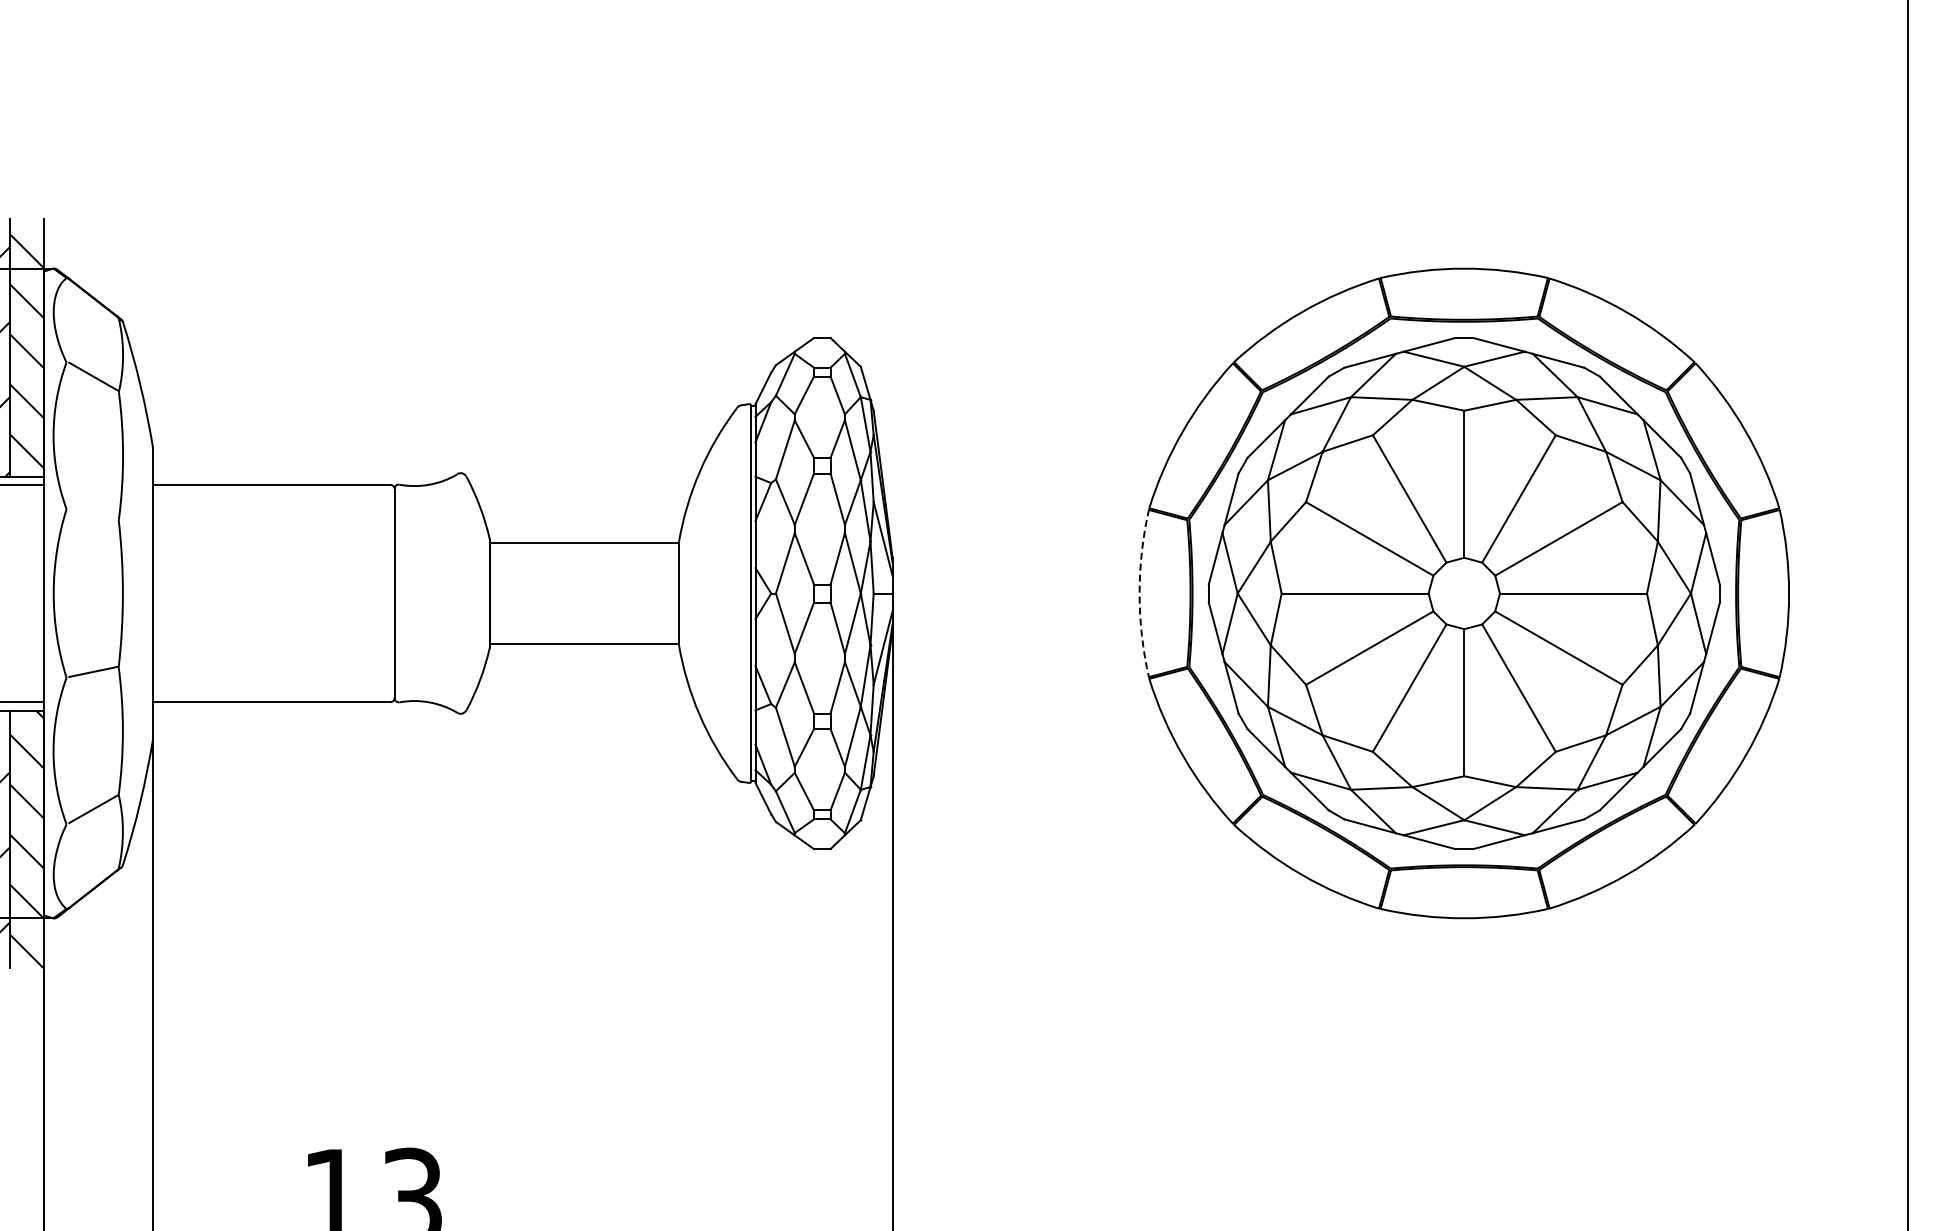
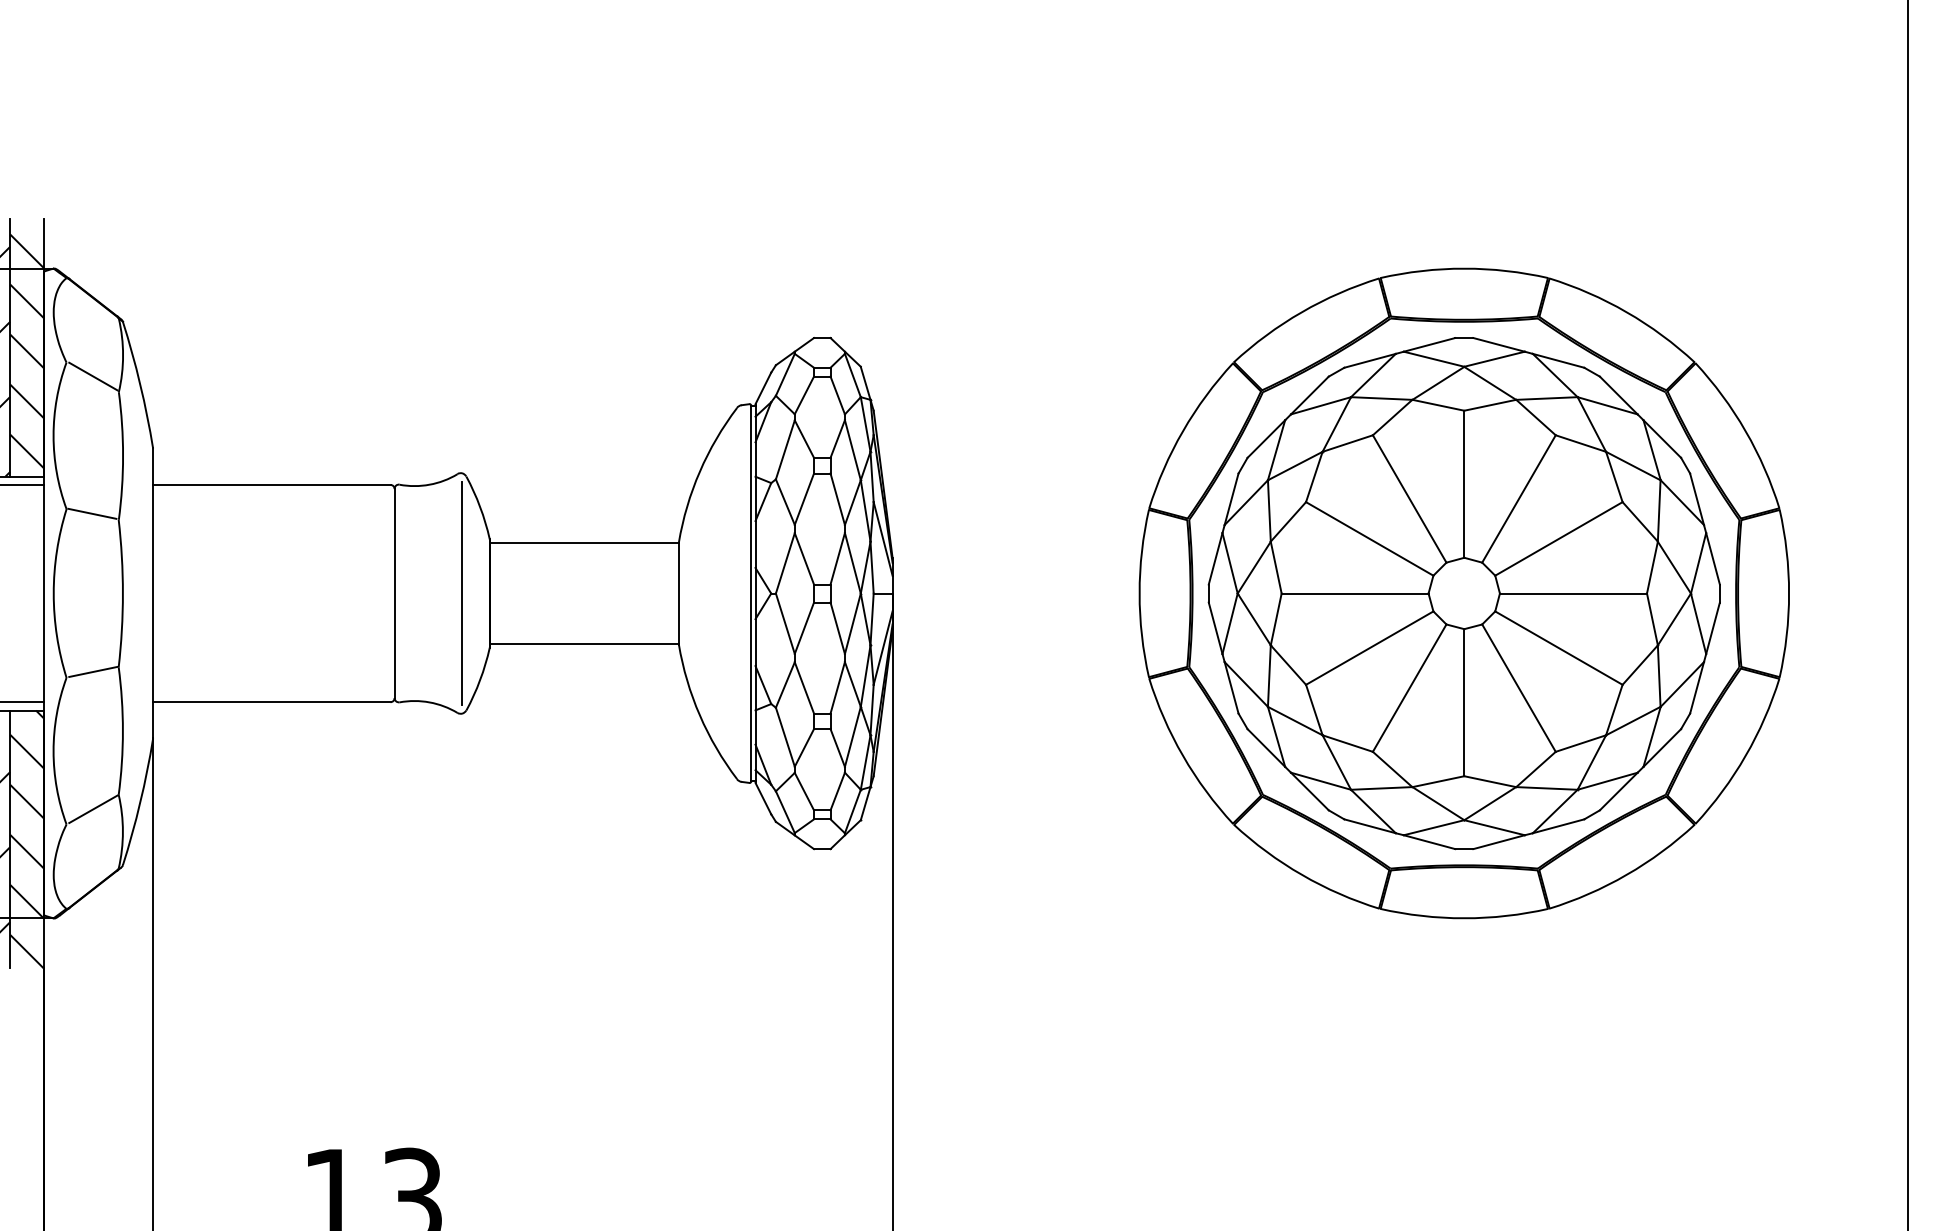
line: none -> present (92, 513)
line: none -> present (461, 593)
arc: dashed -> solid (1139, 593)
